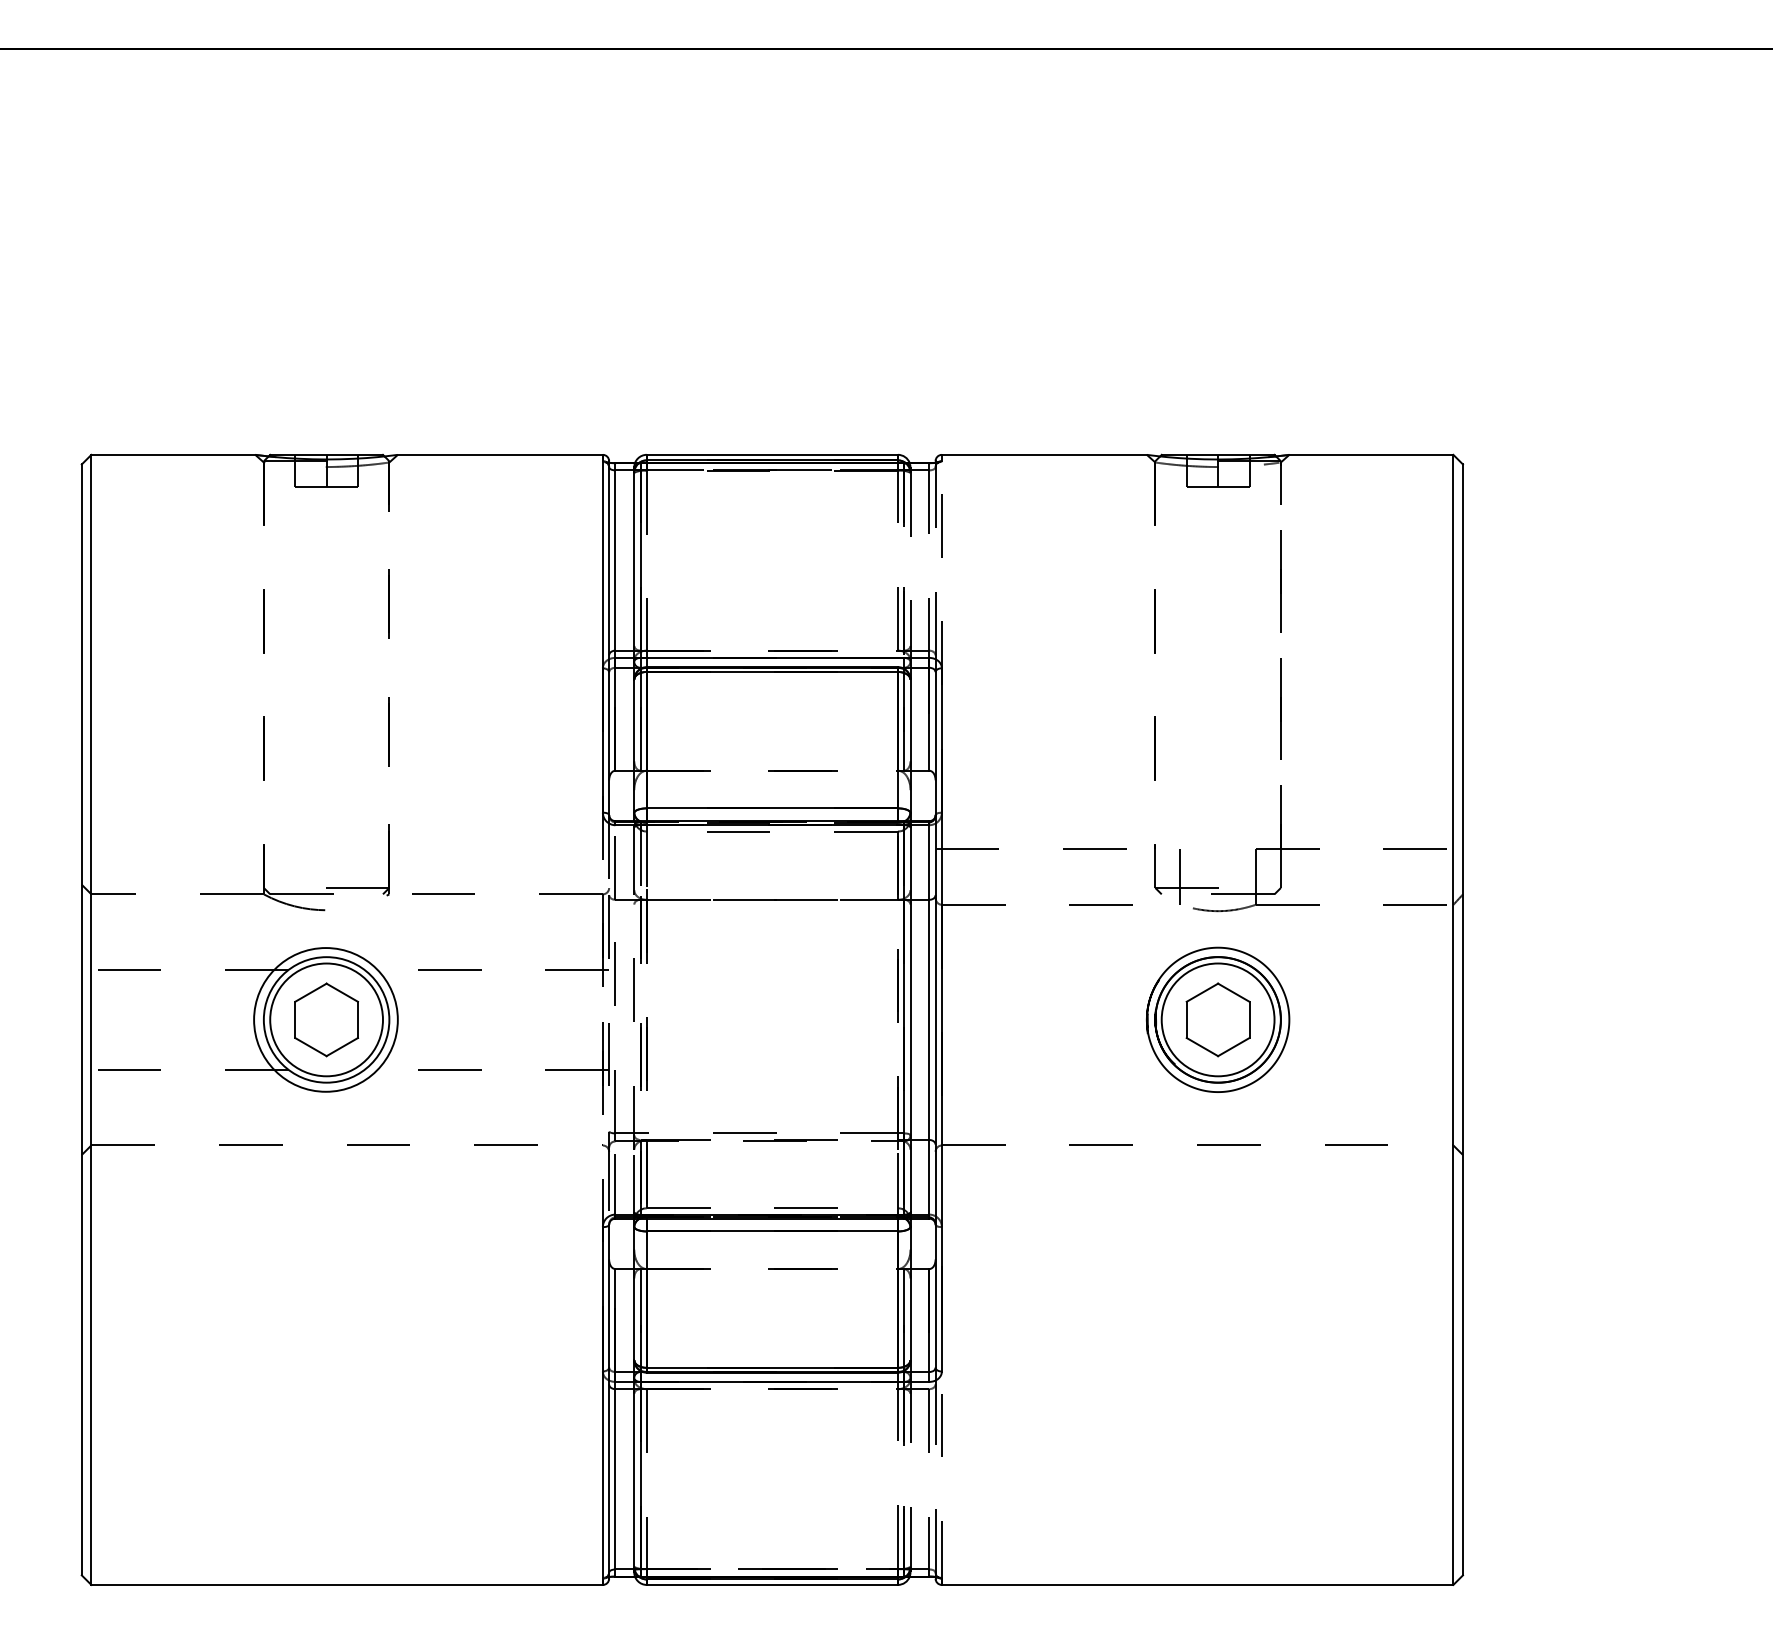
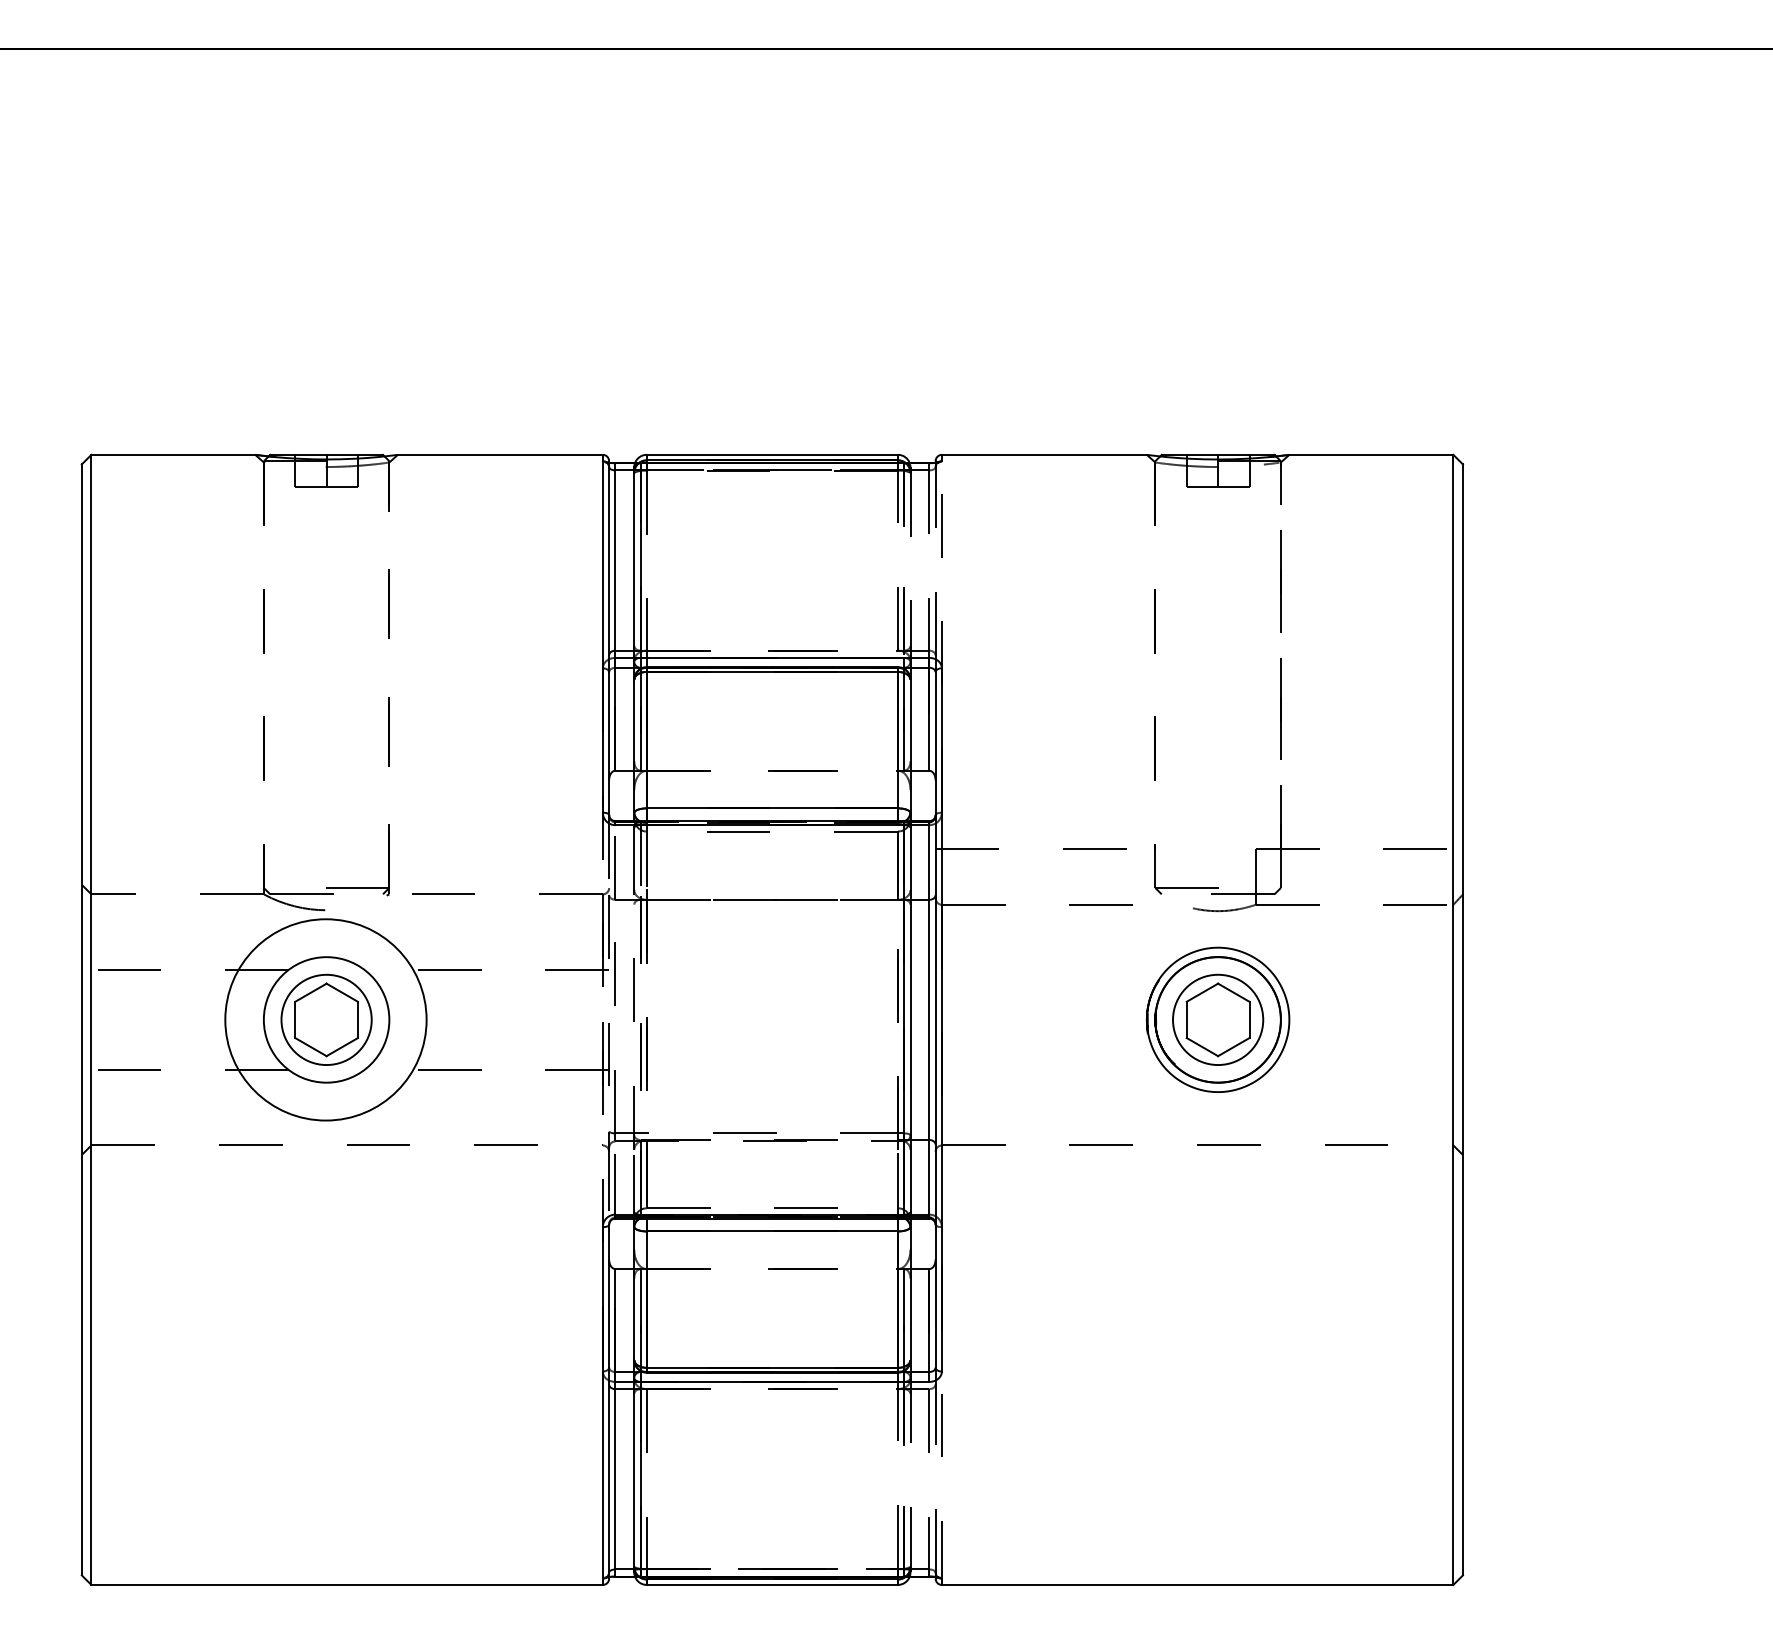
line: present -> none (1180, 876)
circle diameter: 144 px -> 201 px (325, 1019)
circle diameter: 113 px -> 90 px (326, 1019)
circle diameter: 113 px -> 90 px (1218, 1019)
